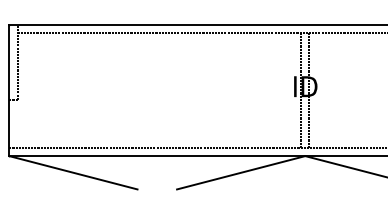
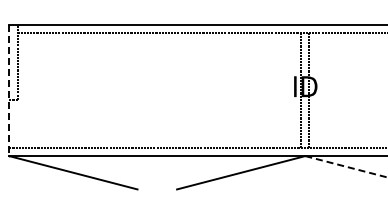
line: solid -> dashed (9, 90)
line: solid -> dashed (346, 166)
